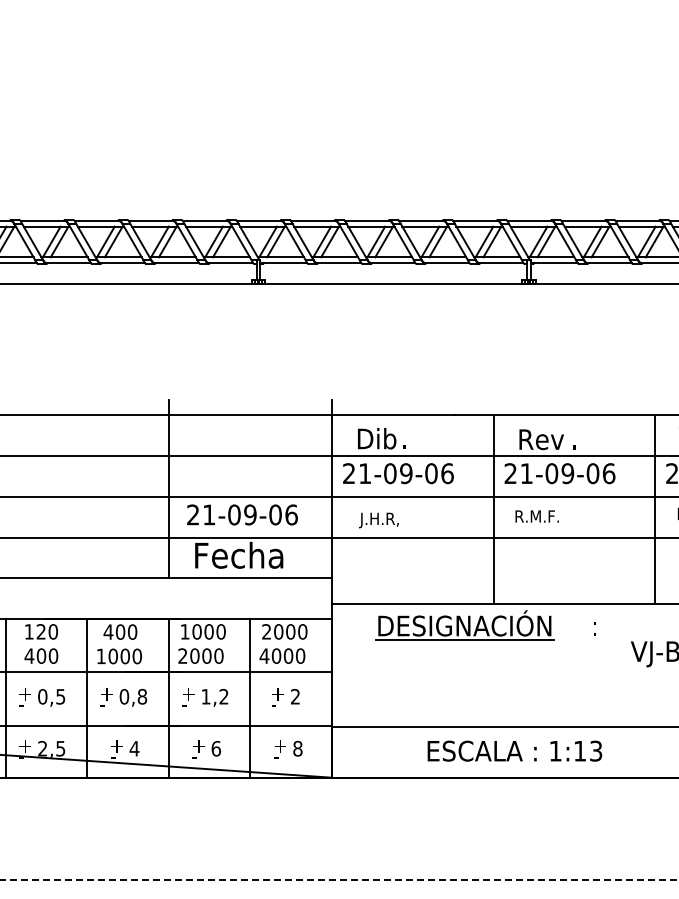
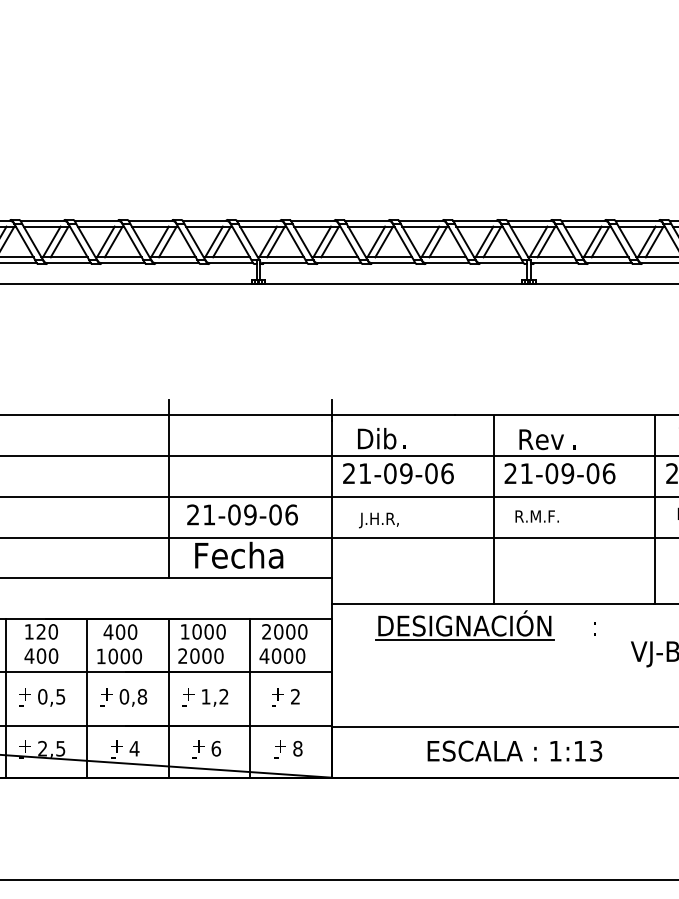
line: dashed -> solid (339, 879)
